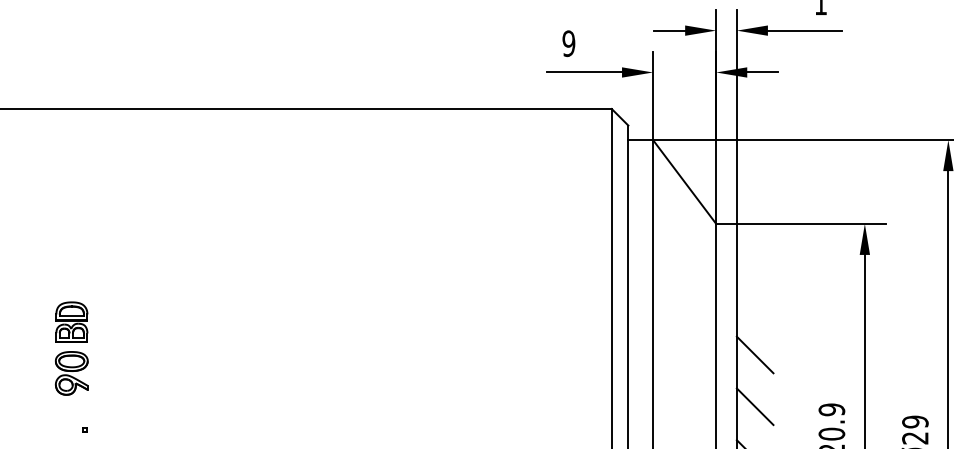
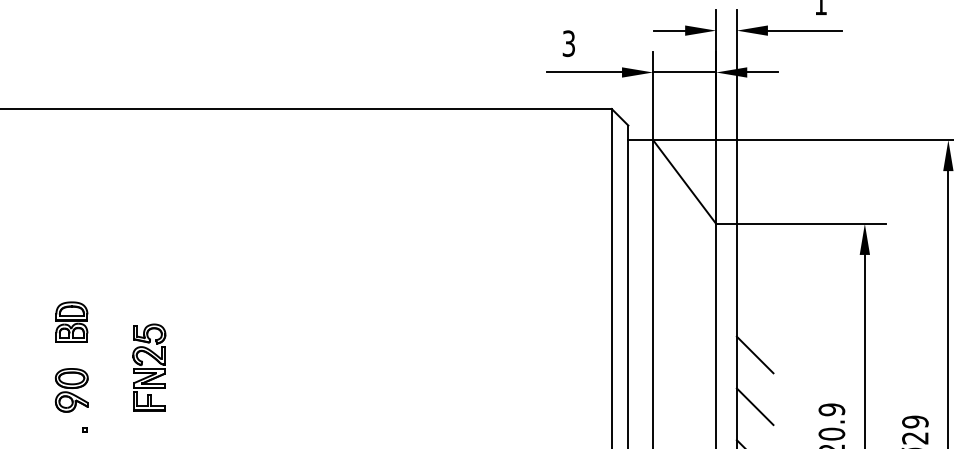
text: 9 -> 3 (568, 43)
line: none -> present (684, 72)
part: none -> present (149, 367)
part position: (71, 373) -> (71, 390) (71, 390)
